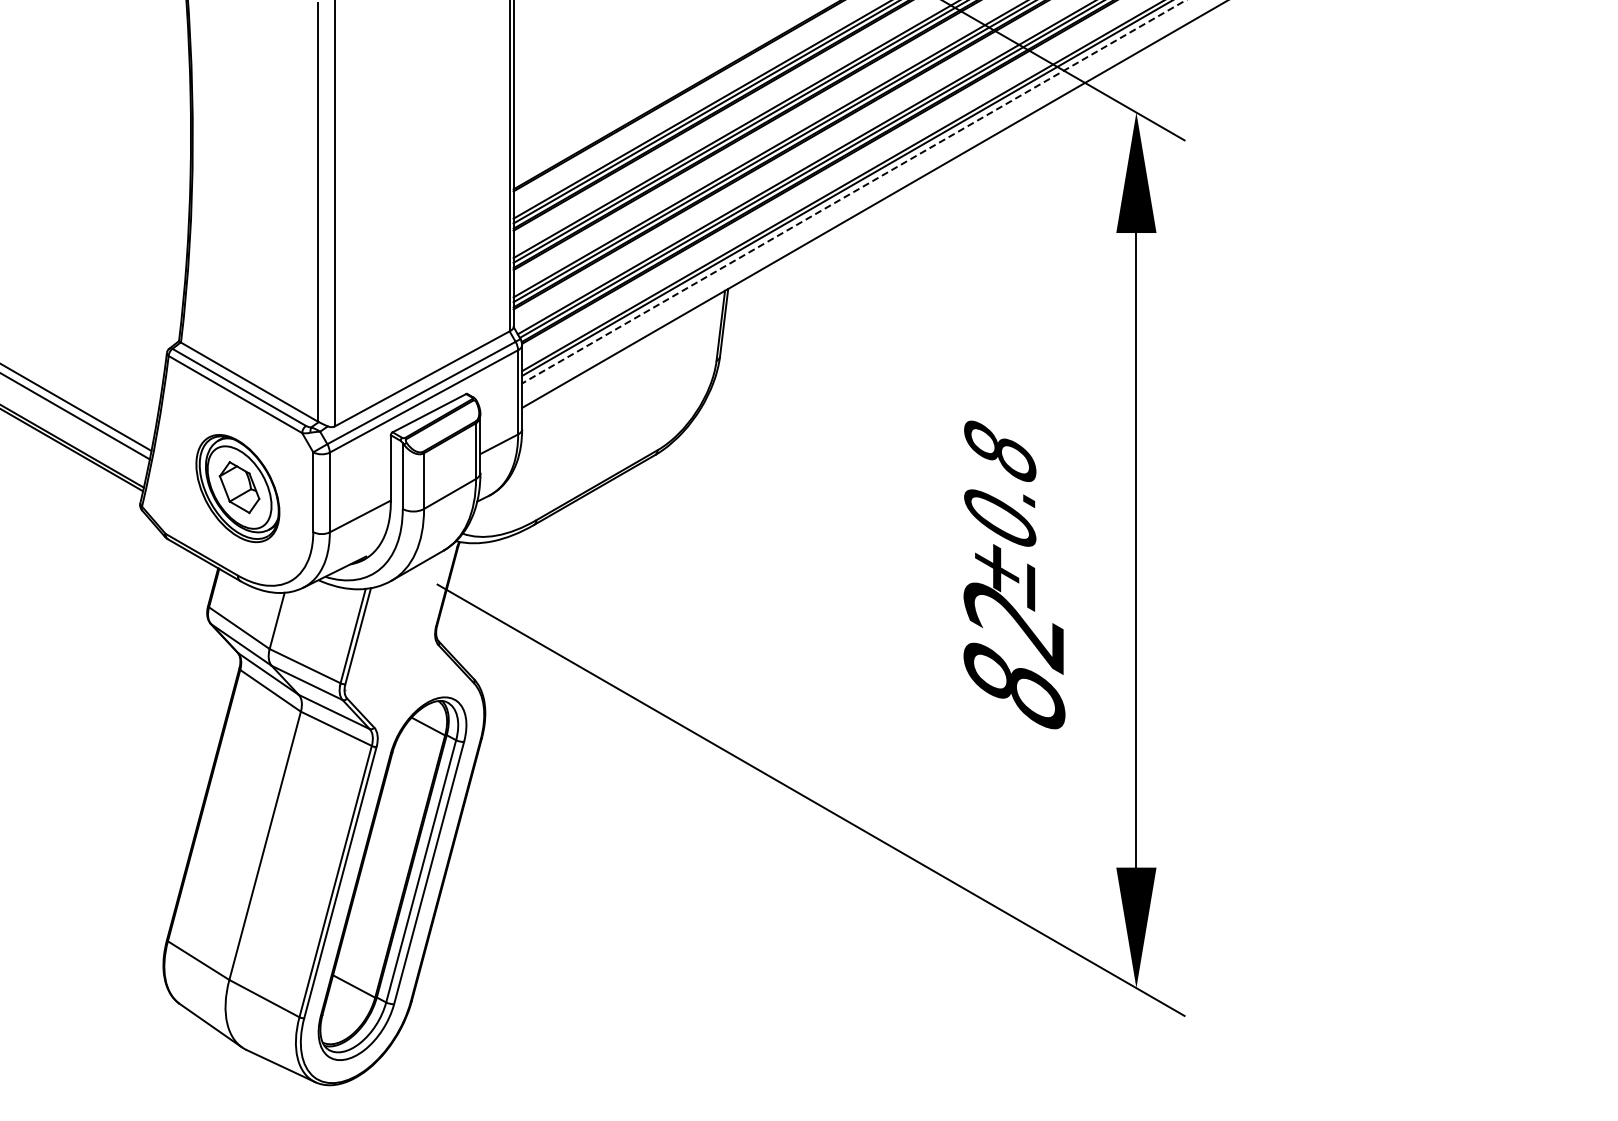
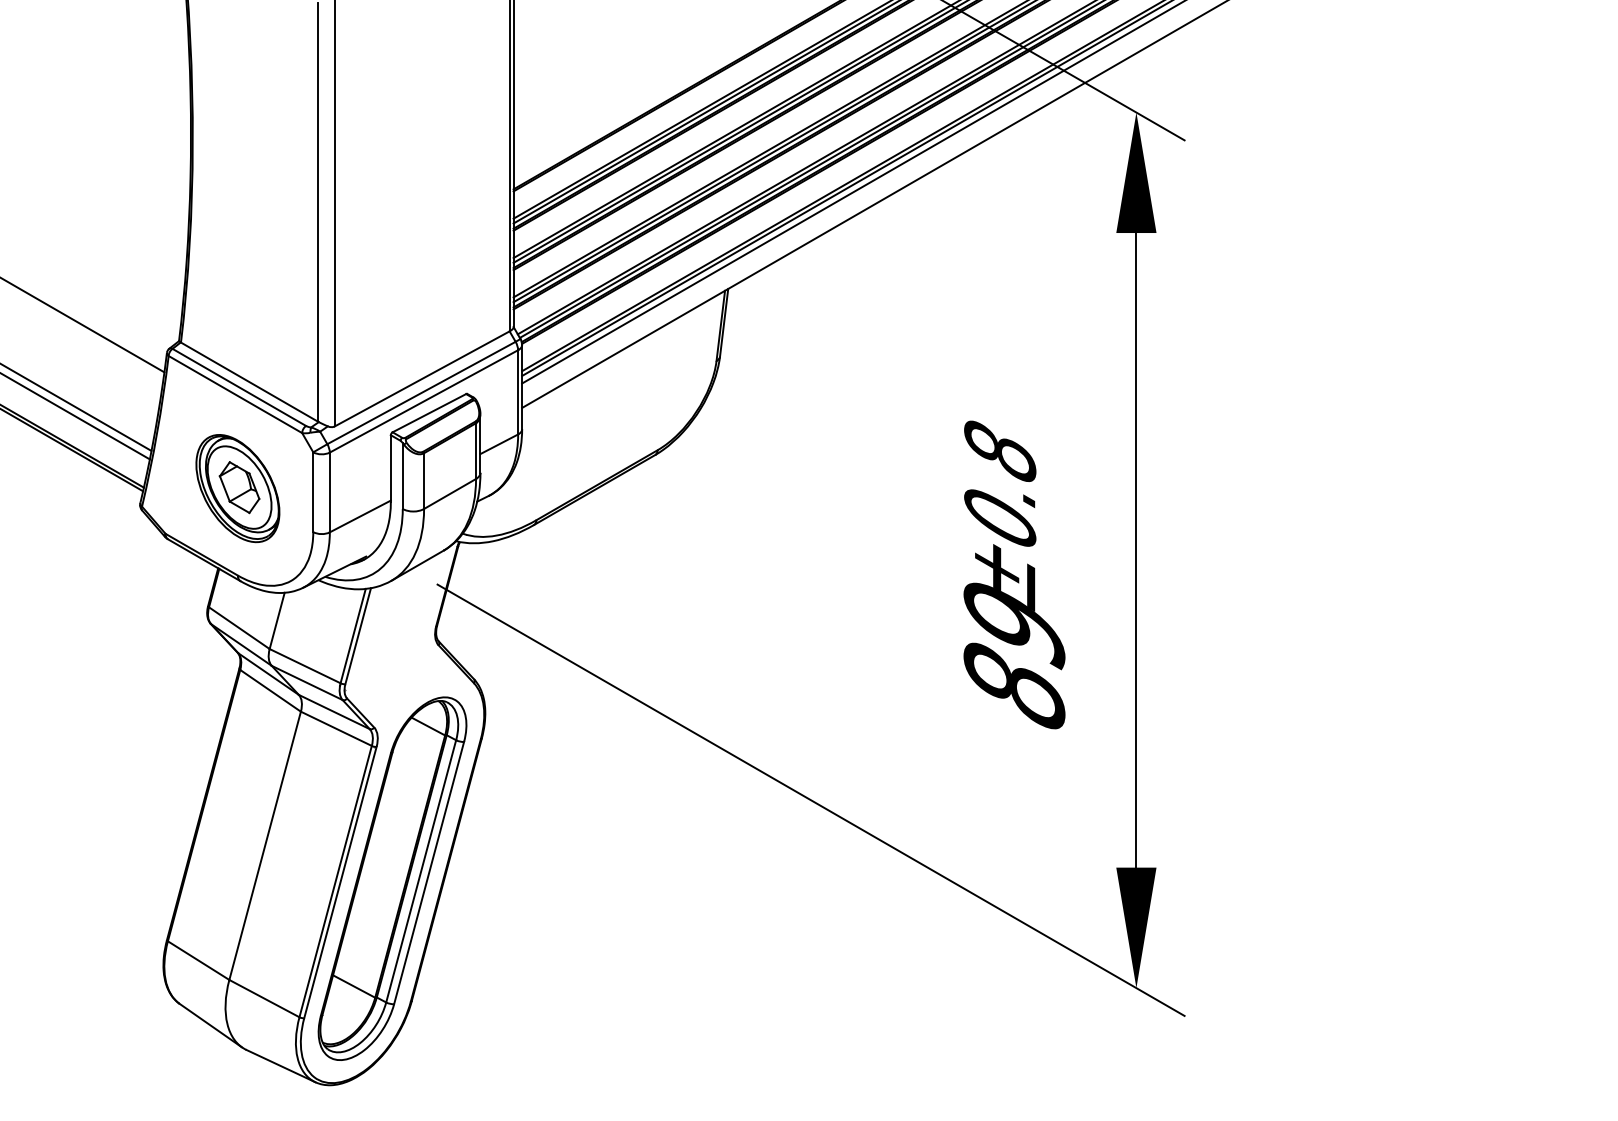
line: dashed -> solid (853, 192)
line: none -> present (83, 325)
text: 82 -> 89 (1014, 628)
